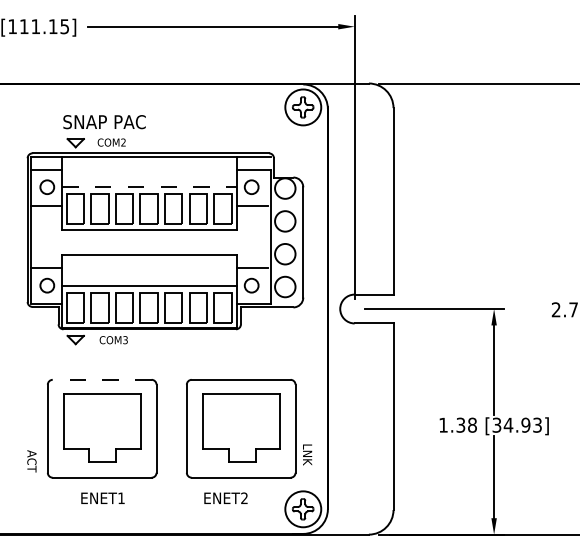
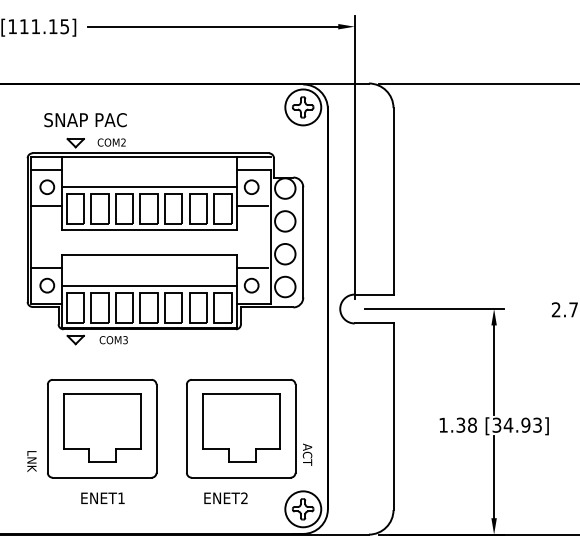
text position: (104, 122) -> (85, 120) (85, 120)
line: dashed -> solid (150, 187)
line: dashed -> solid (101, 379)
text: LNK -> ACT (307, 454)
text: ACT -> LNK (31, 461)
